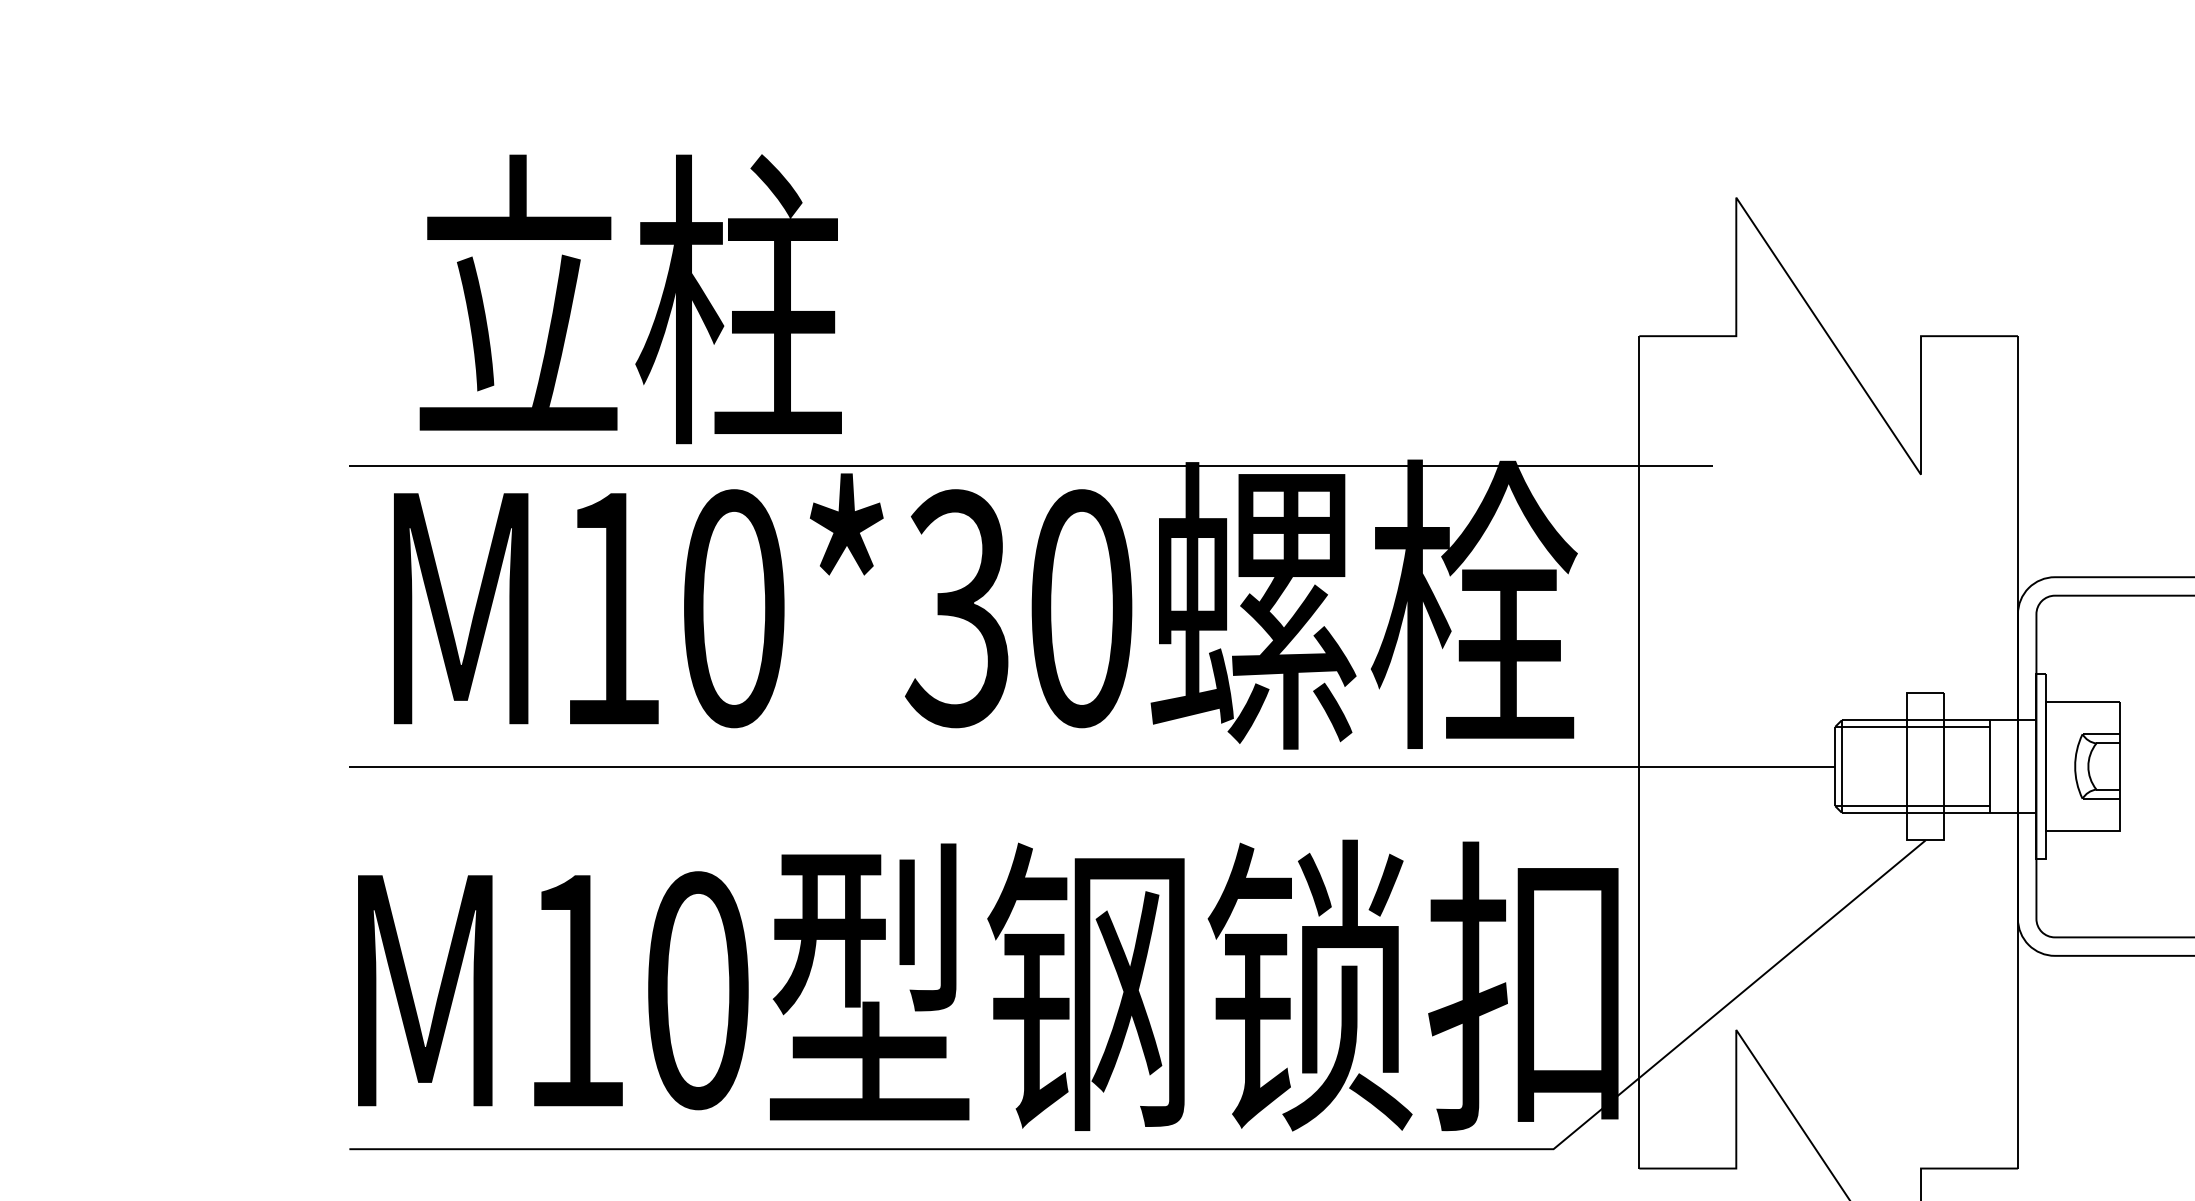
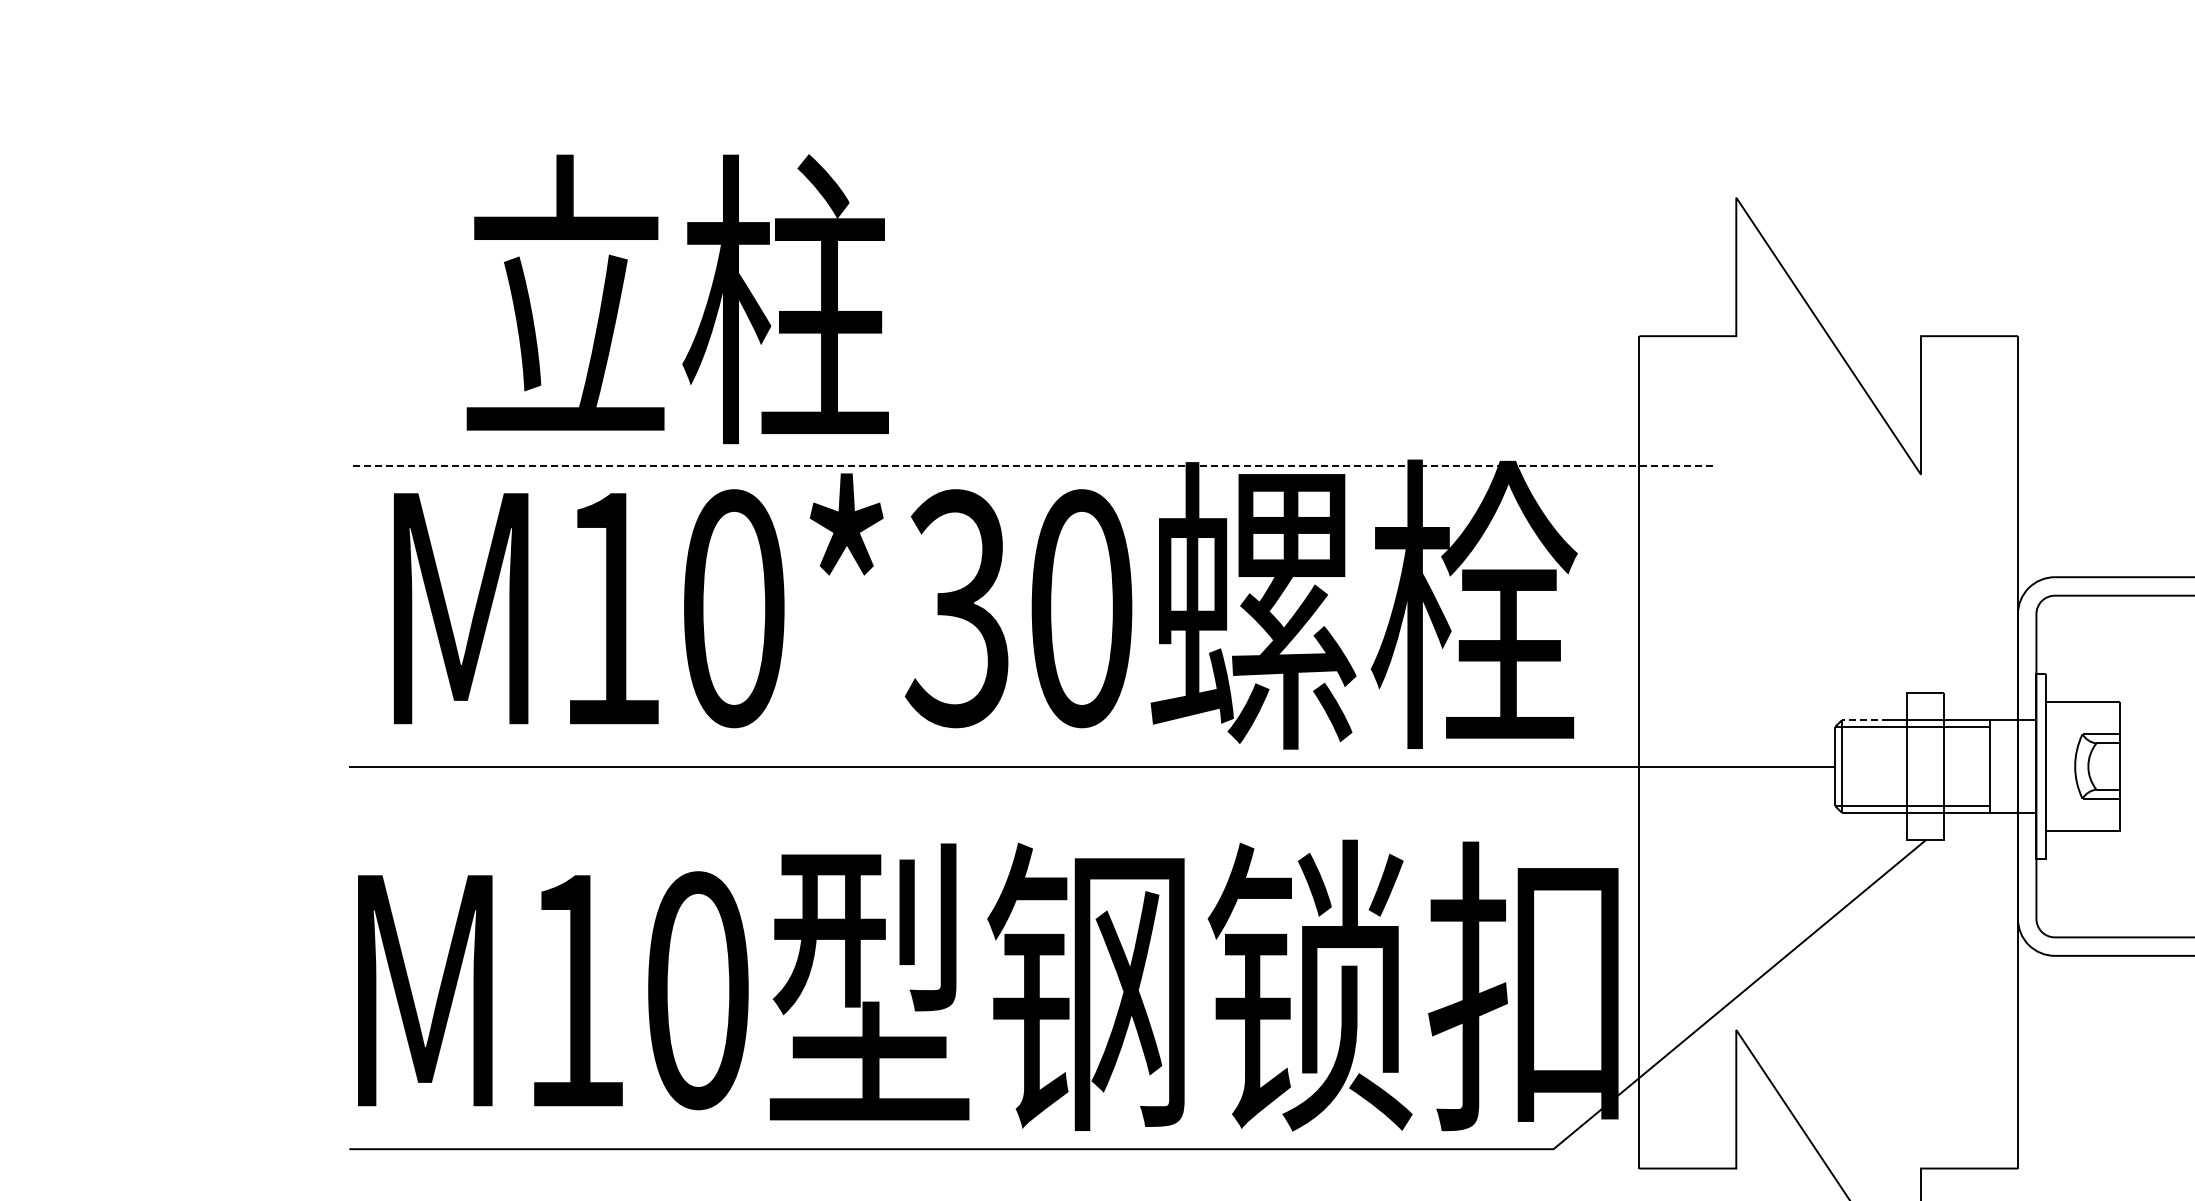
text position: (630, 299) -> (677, 299) (677, 299)
line: solid -> dashed (1031, 466)
line: solid -> dashed (1864, 720)
